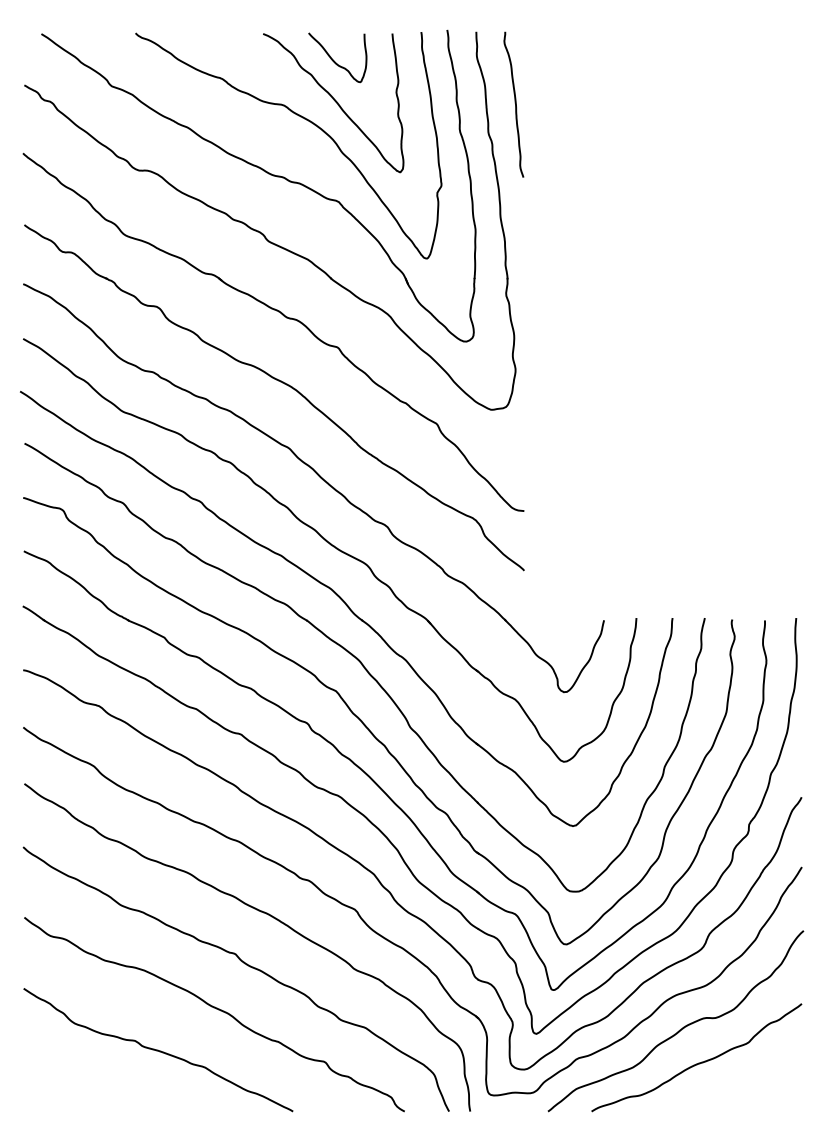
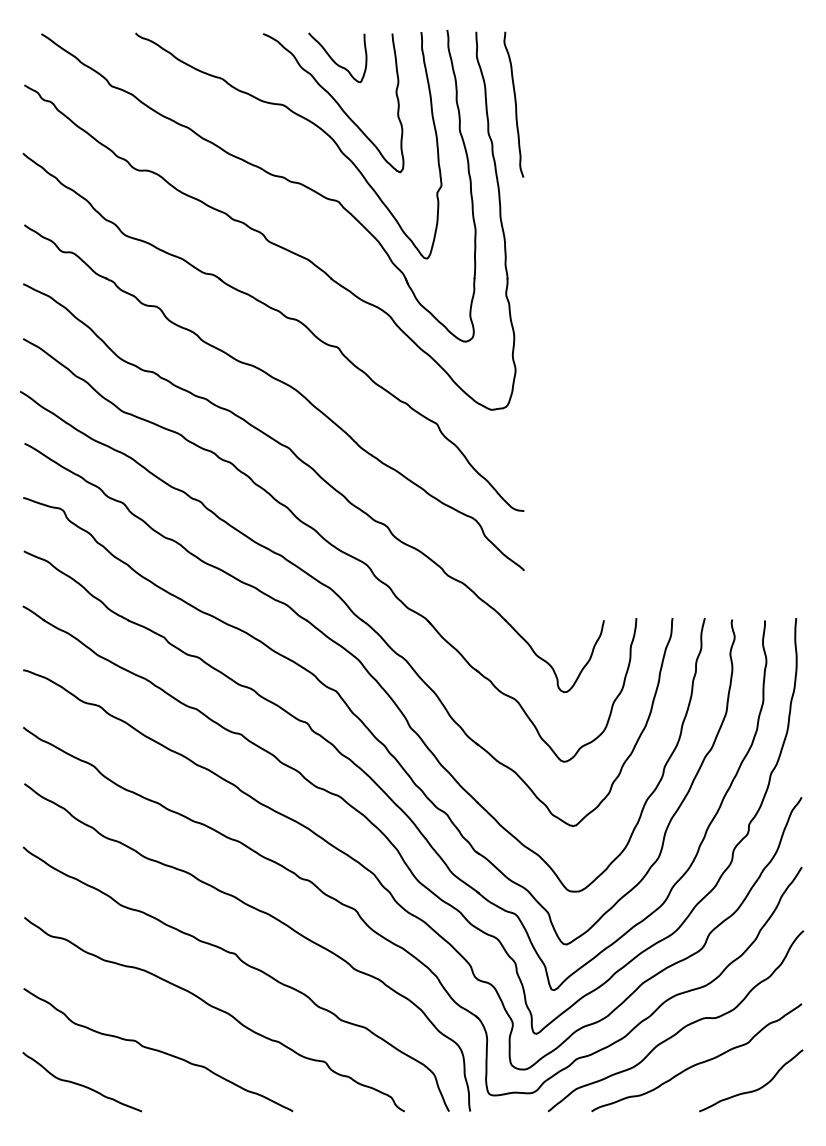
curve: none -> present (82, 1084)
curve: none -> present (755, 1089)
